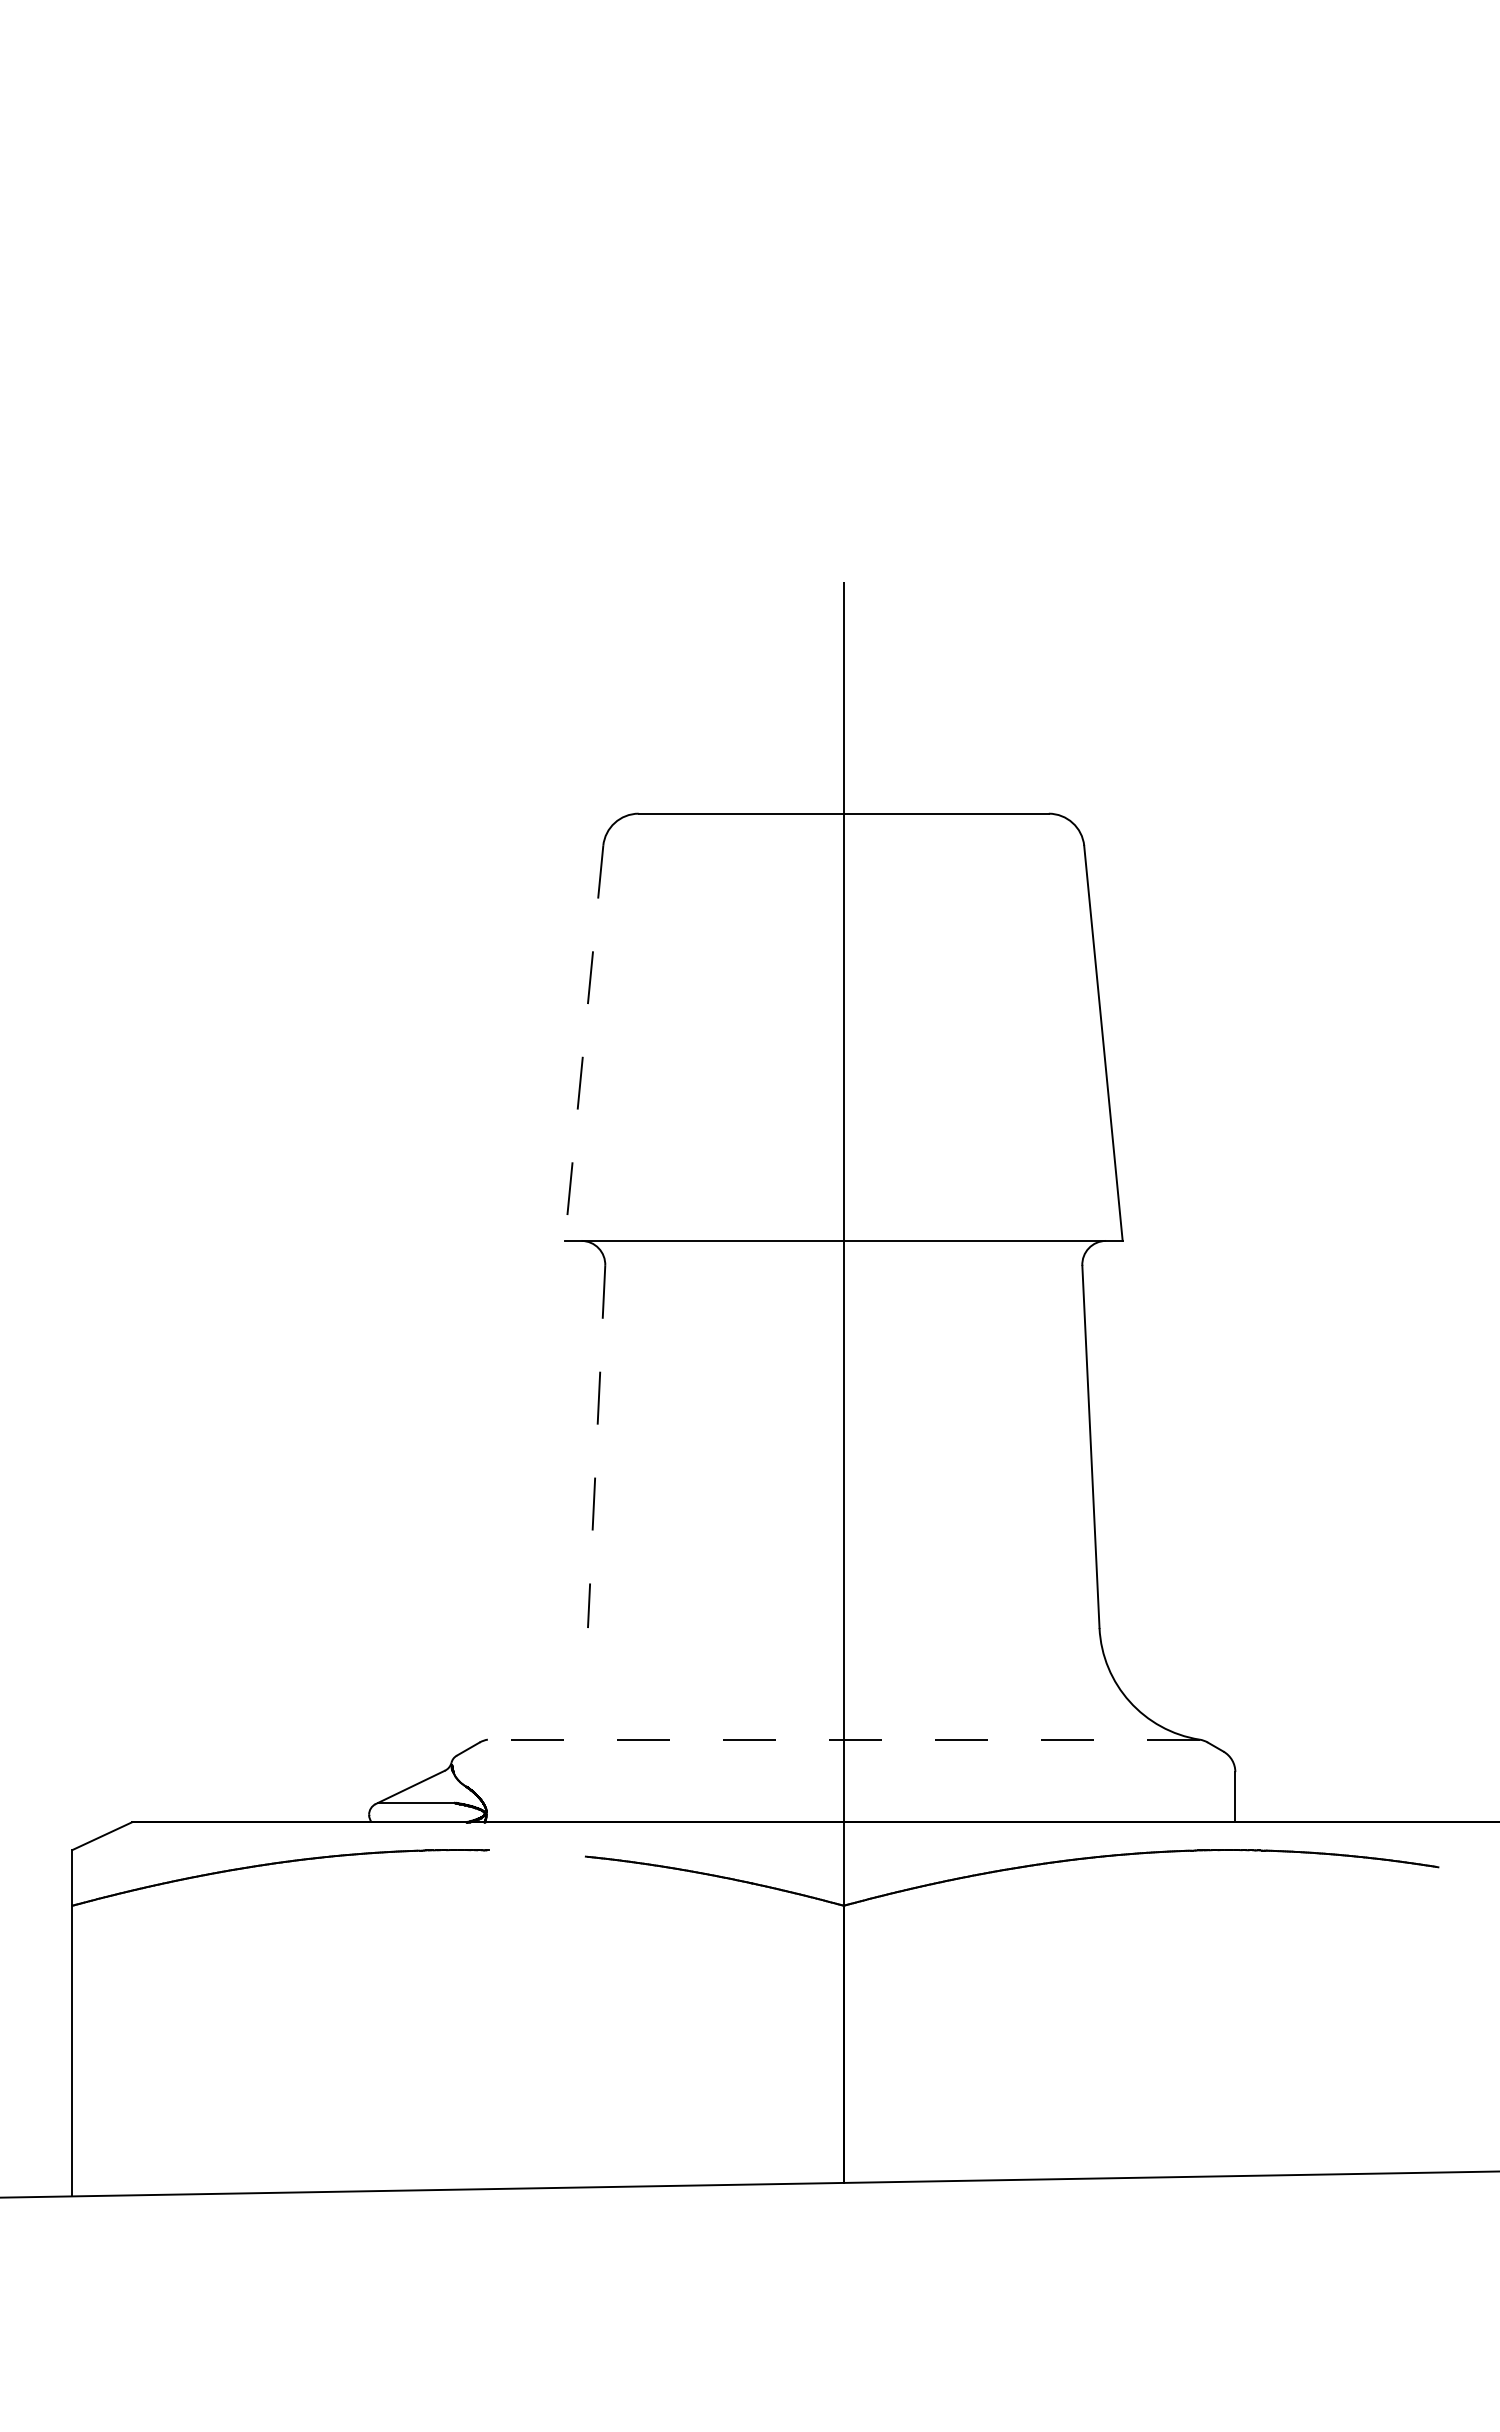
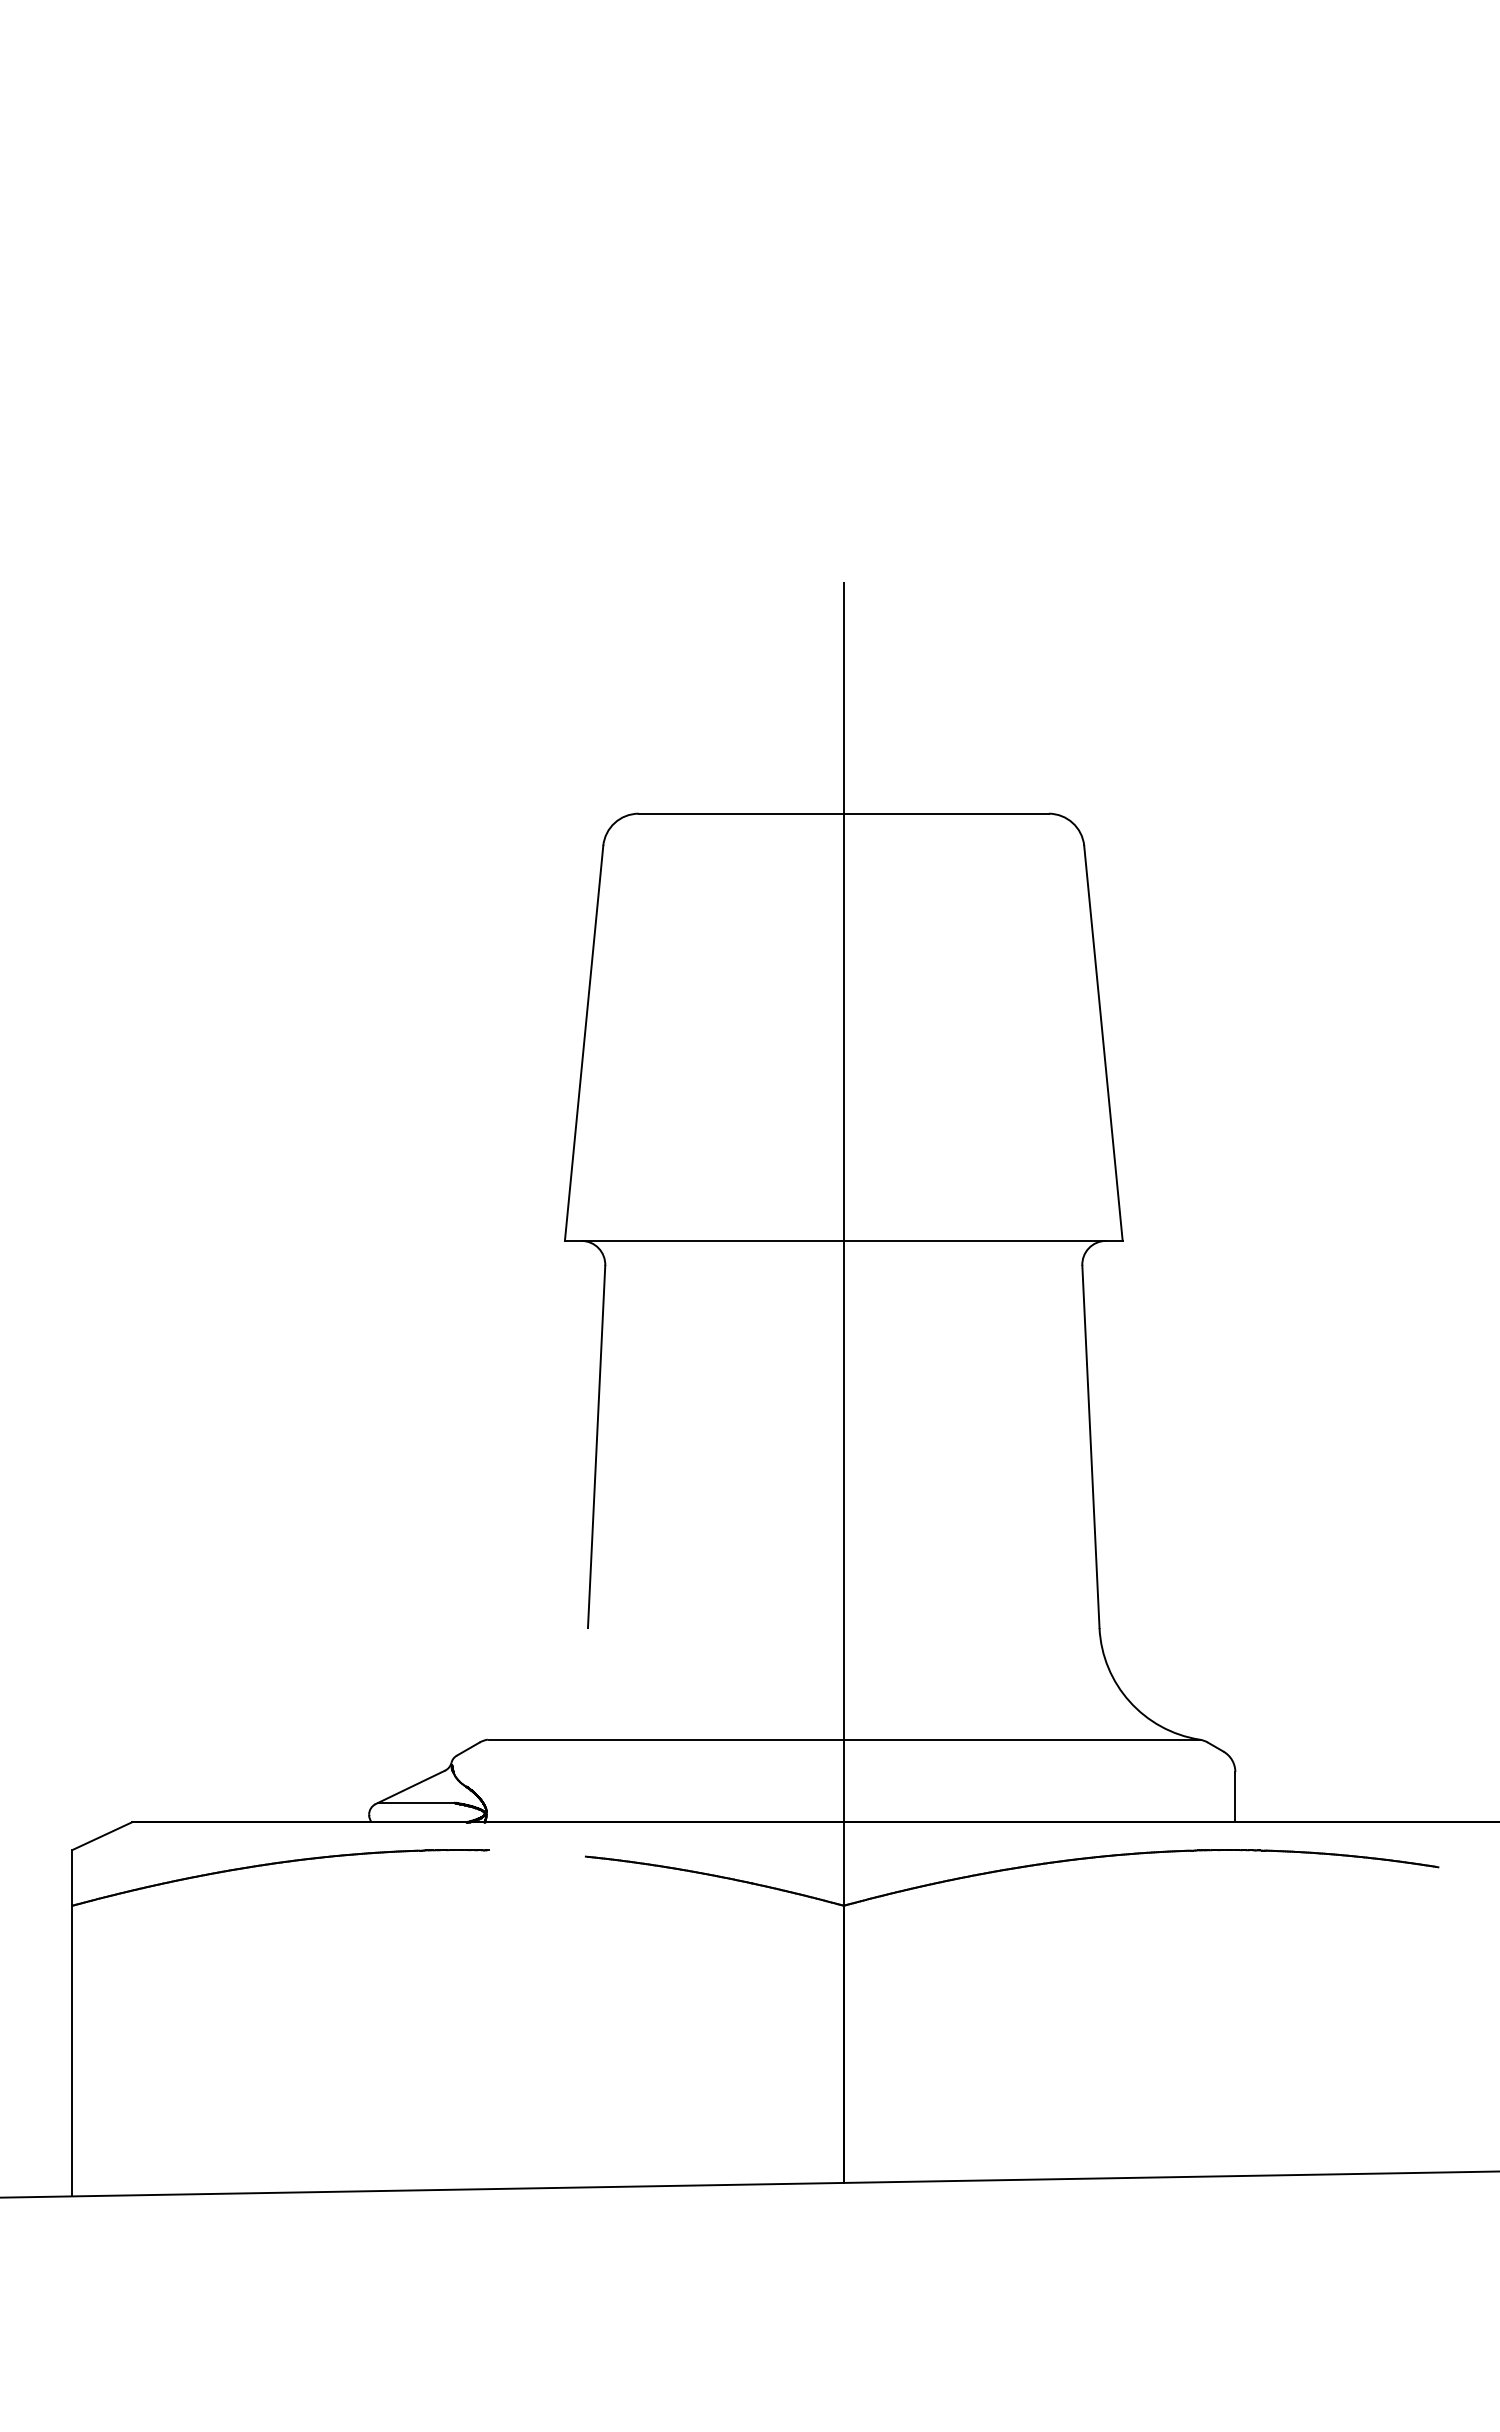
line: dashed -> solid (584, 1043)
line: dashed -> solid (596, 1447)
line: dashed -> solid (843, 1739)
